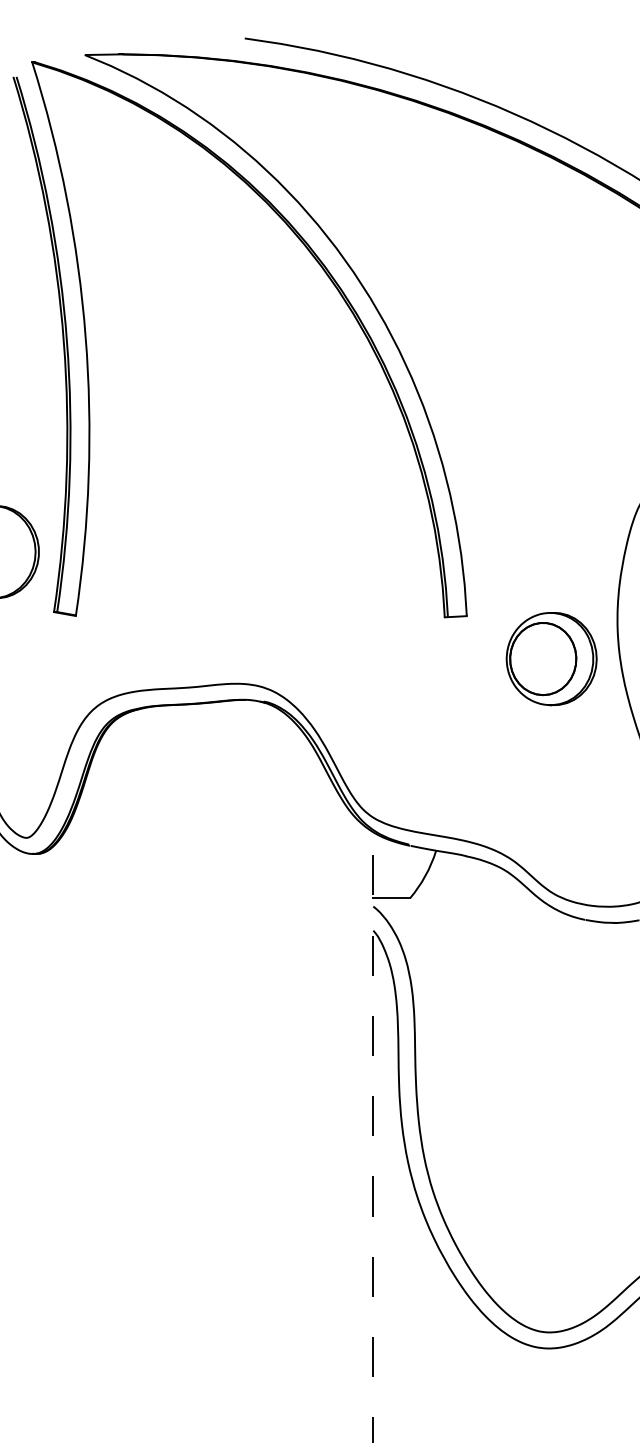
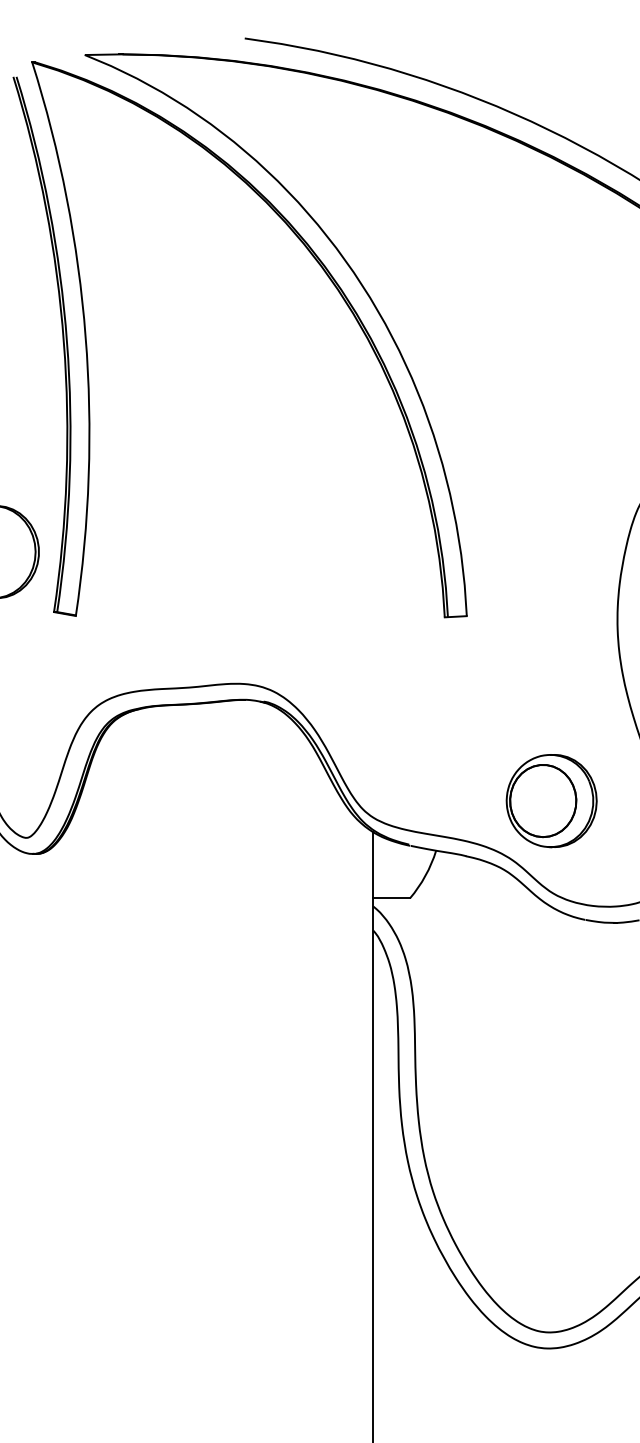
part position: (551, 659) -> (551, 801) (551, 801)
line: dashed -> solid (373, 1136)
